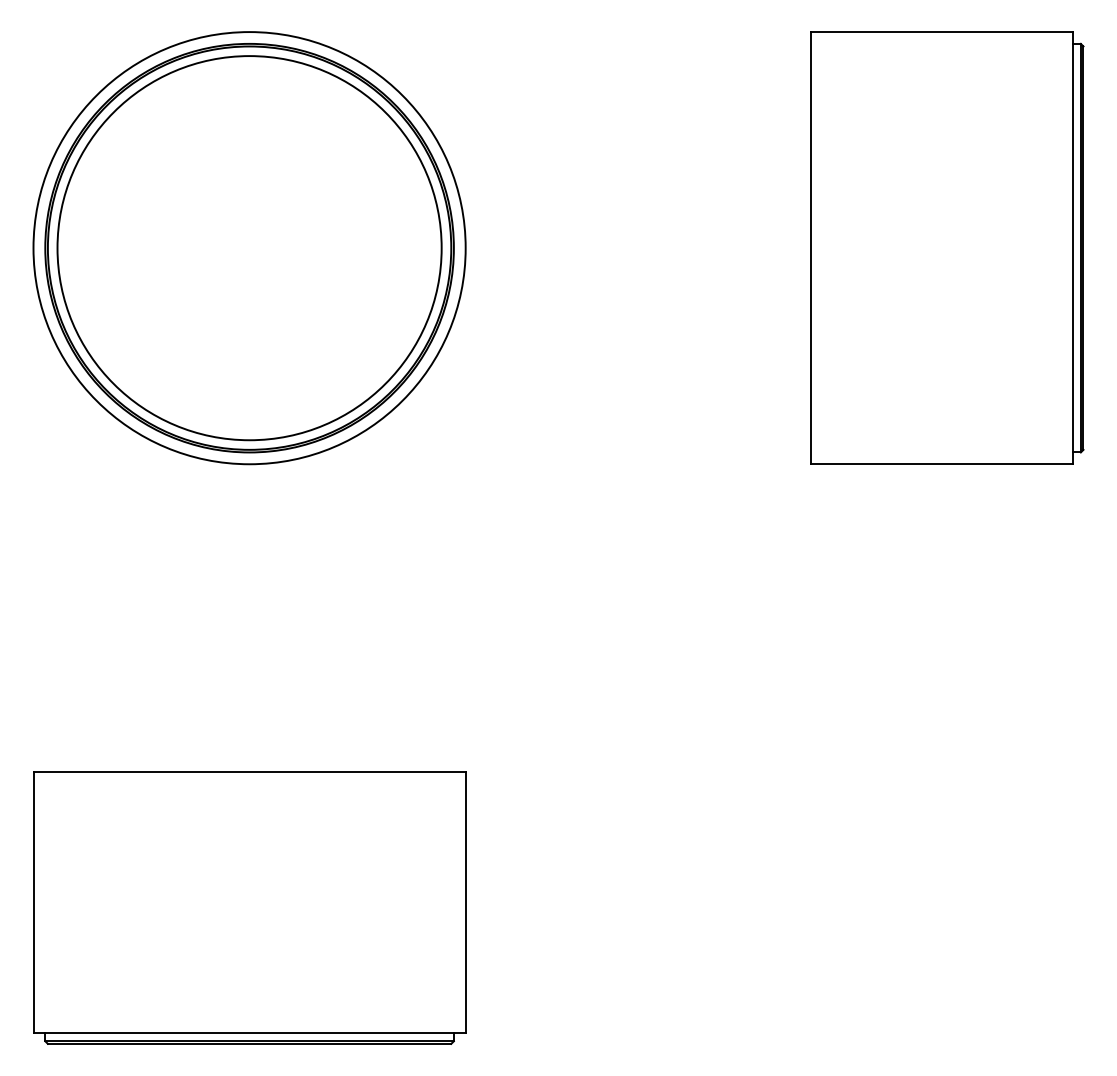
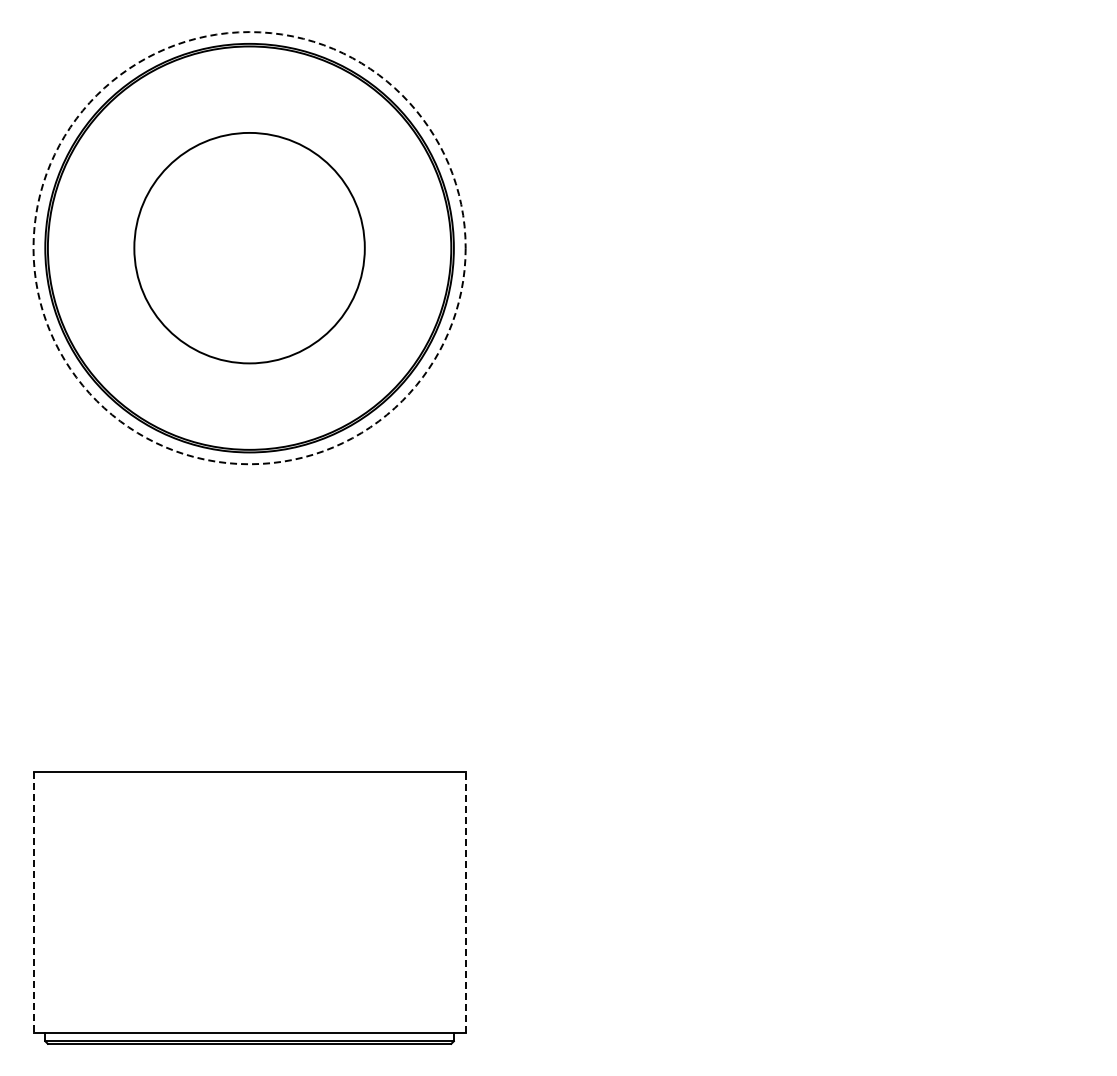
part: present -> none (947, 247)
circle diameter: 384 px -> 230 px (249, 247)
circle: solid -> dashed (249, 248)
line: solid -> dashed (33, 902)
line: solid -> dashed (465, 902)
